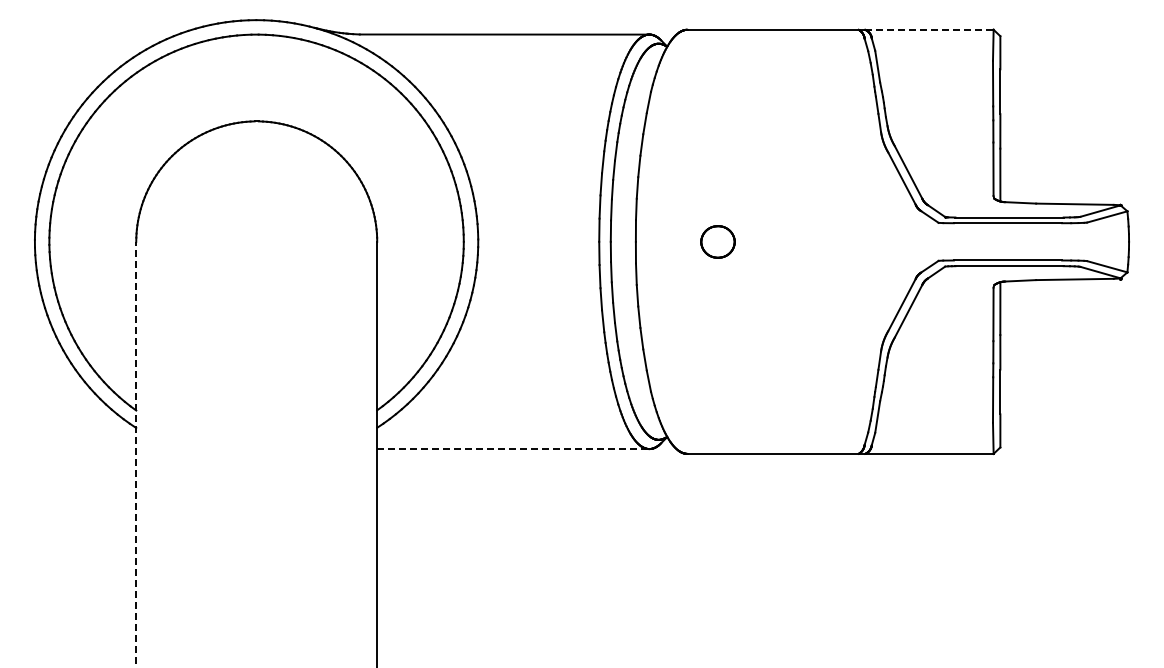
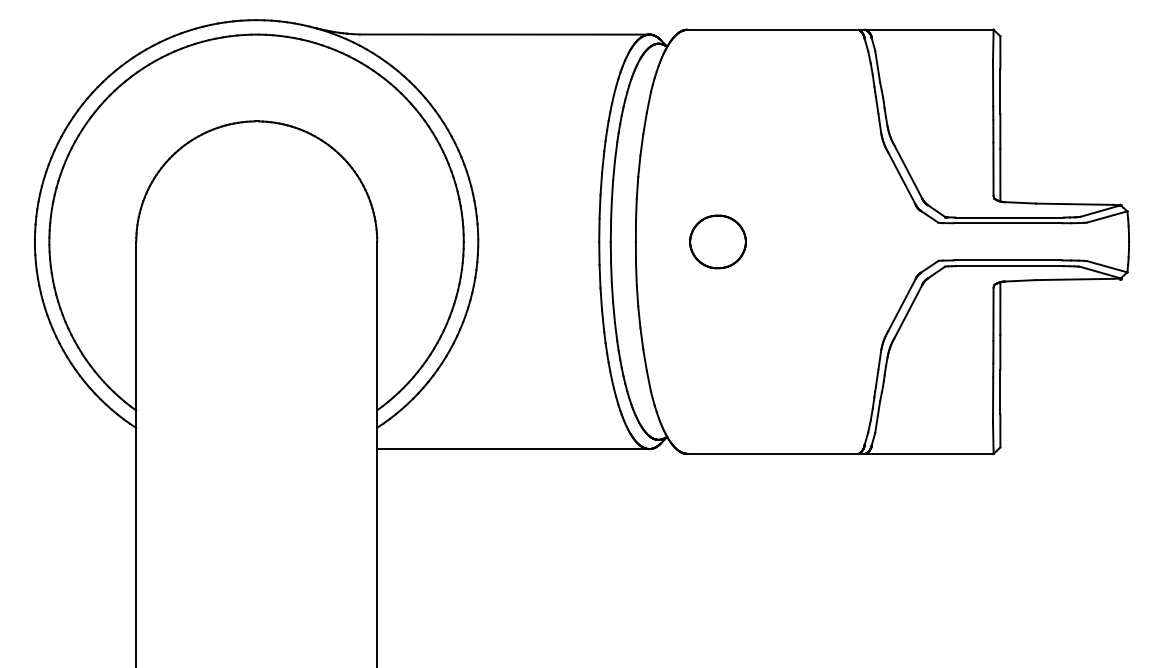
line: dashed -> solid (929, 29)
part size: 36x34 px -> 58x56 px (717, 241)
line: dashed -> solid (513, 449)
line: dashed -> solid (136, 454)
